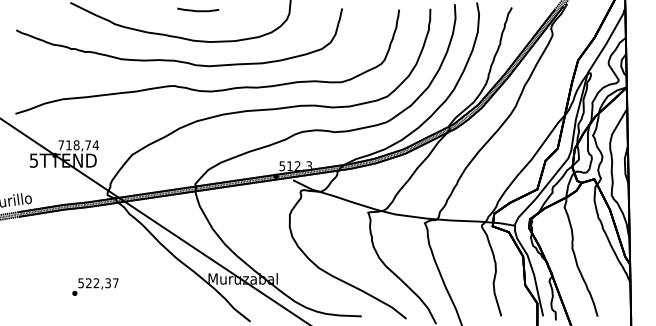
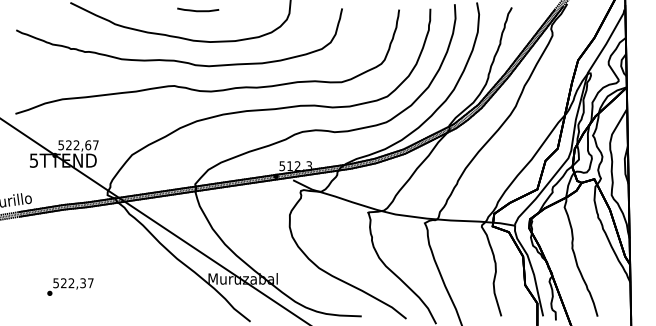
text: 718,74 -> 522,67 (78, 145)
text position: (95, 286) -> (70, 286) (70, 286)
